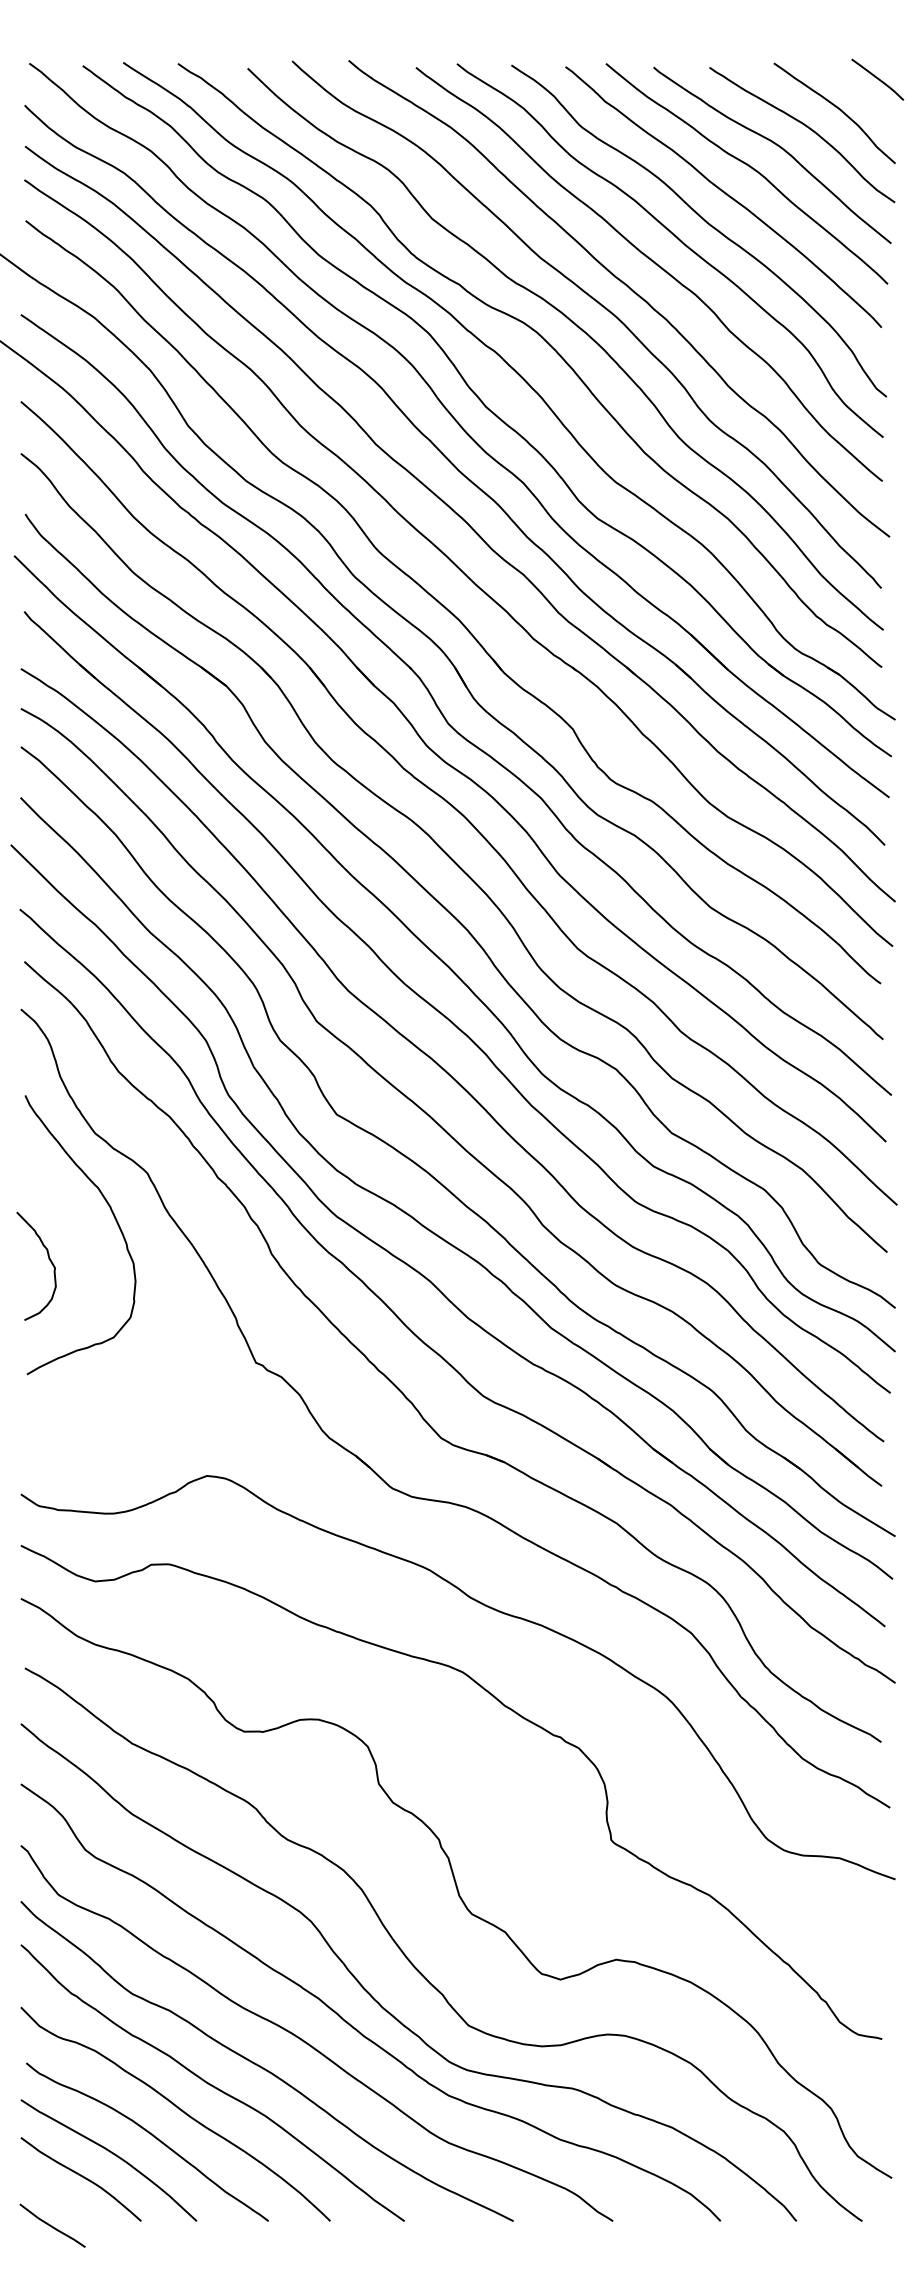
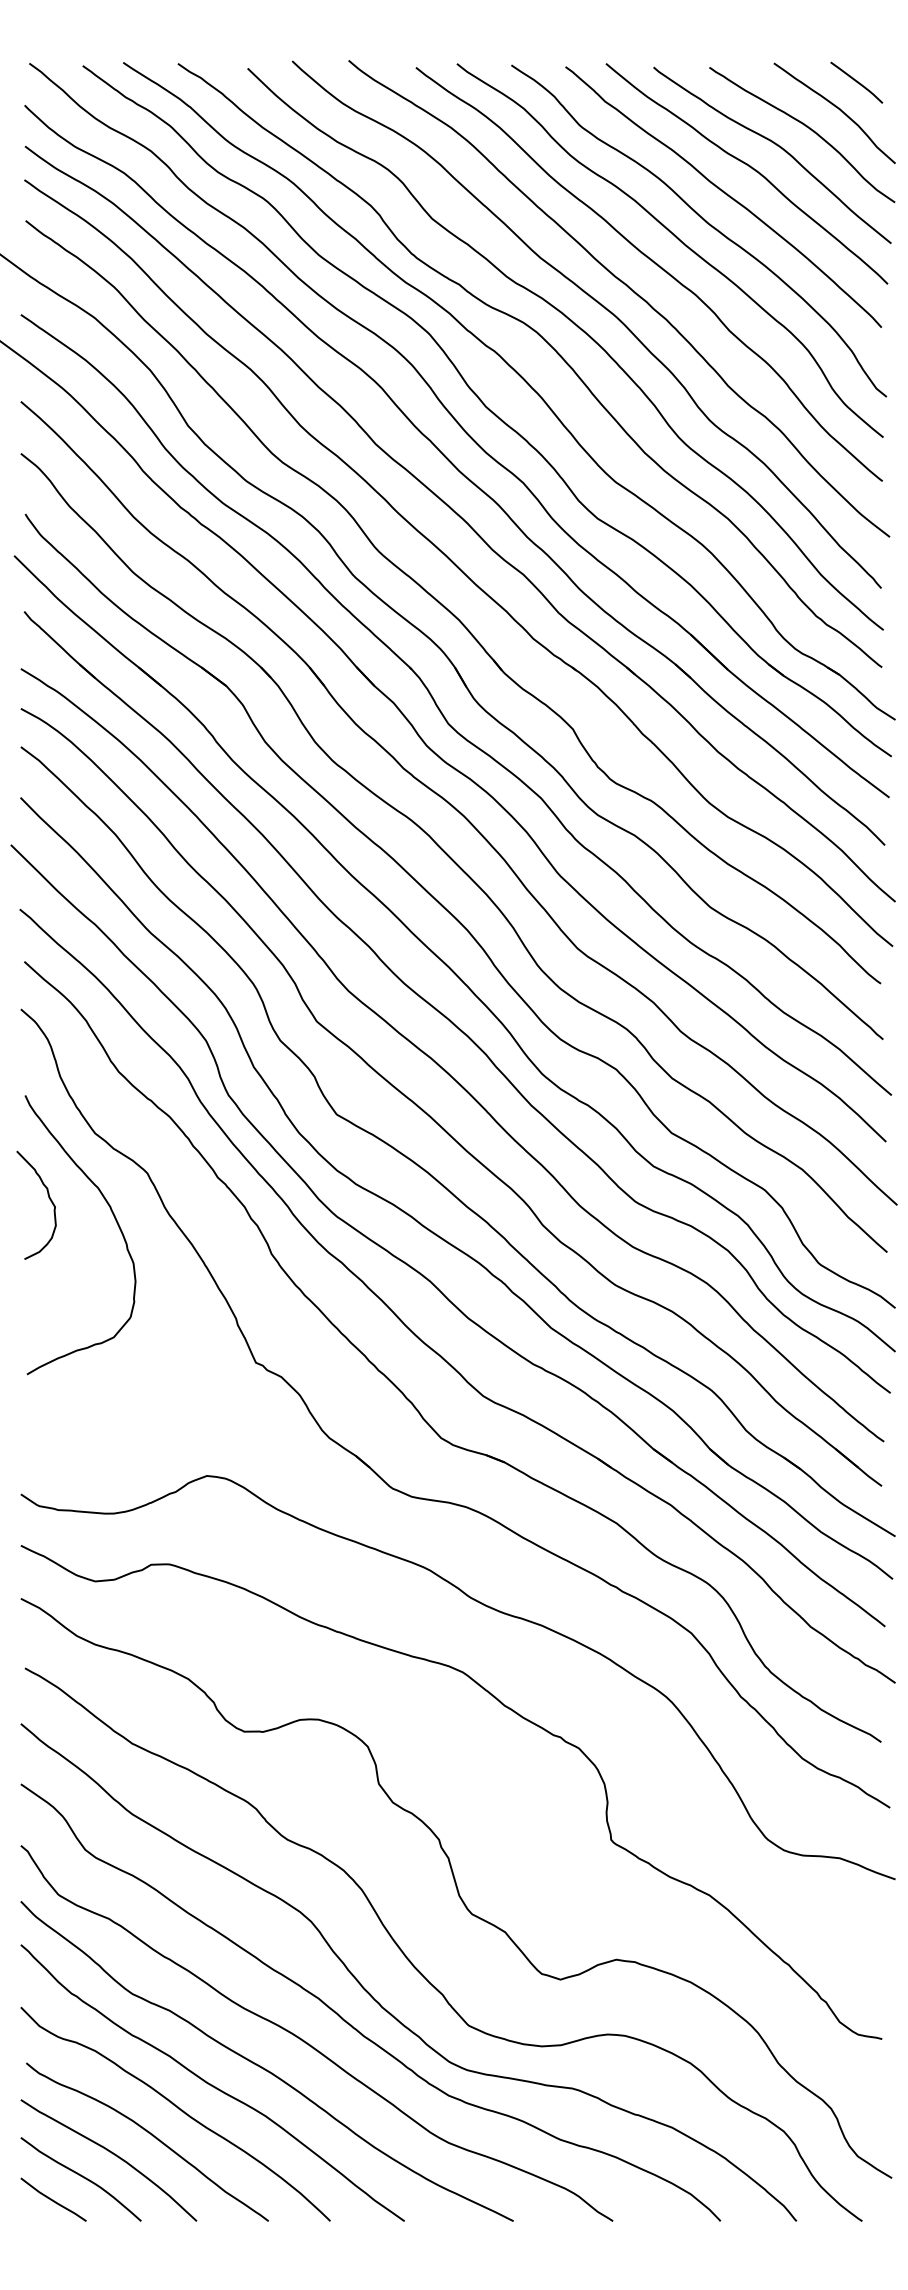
curve position: (877, 79) -> (856, 82) (856, 82)
curve position: (48, 1258) -> (48, 1197) (48, 1197)
curve position: (52, 2225) -> (53, 2199) (53, 2199)
